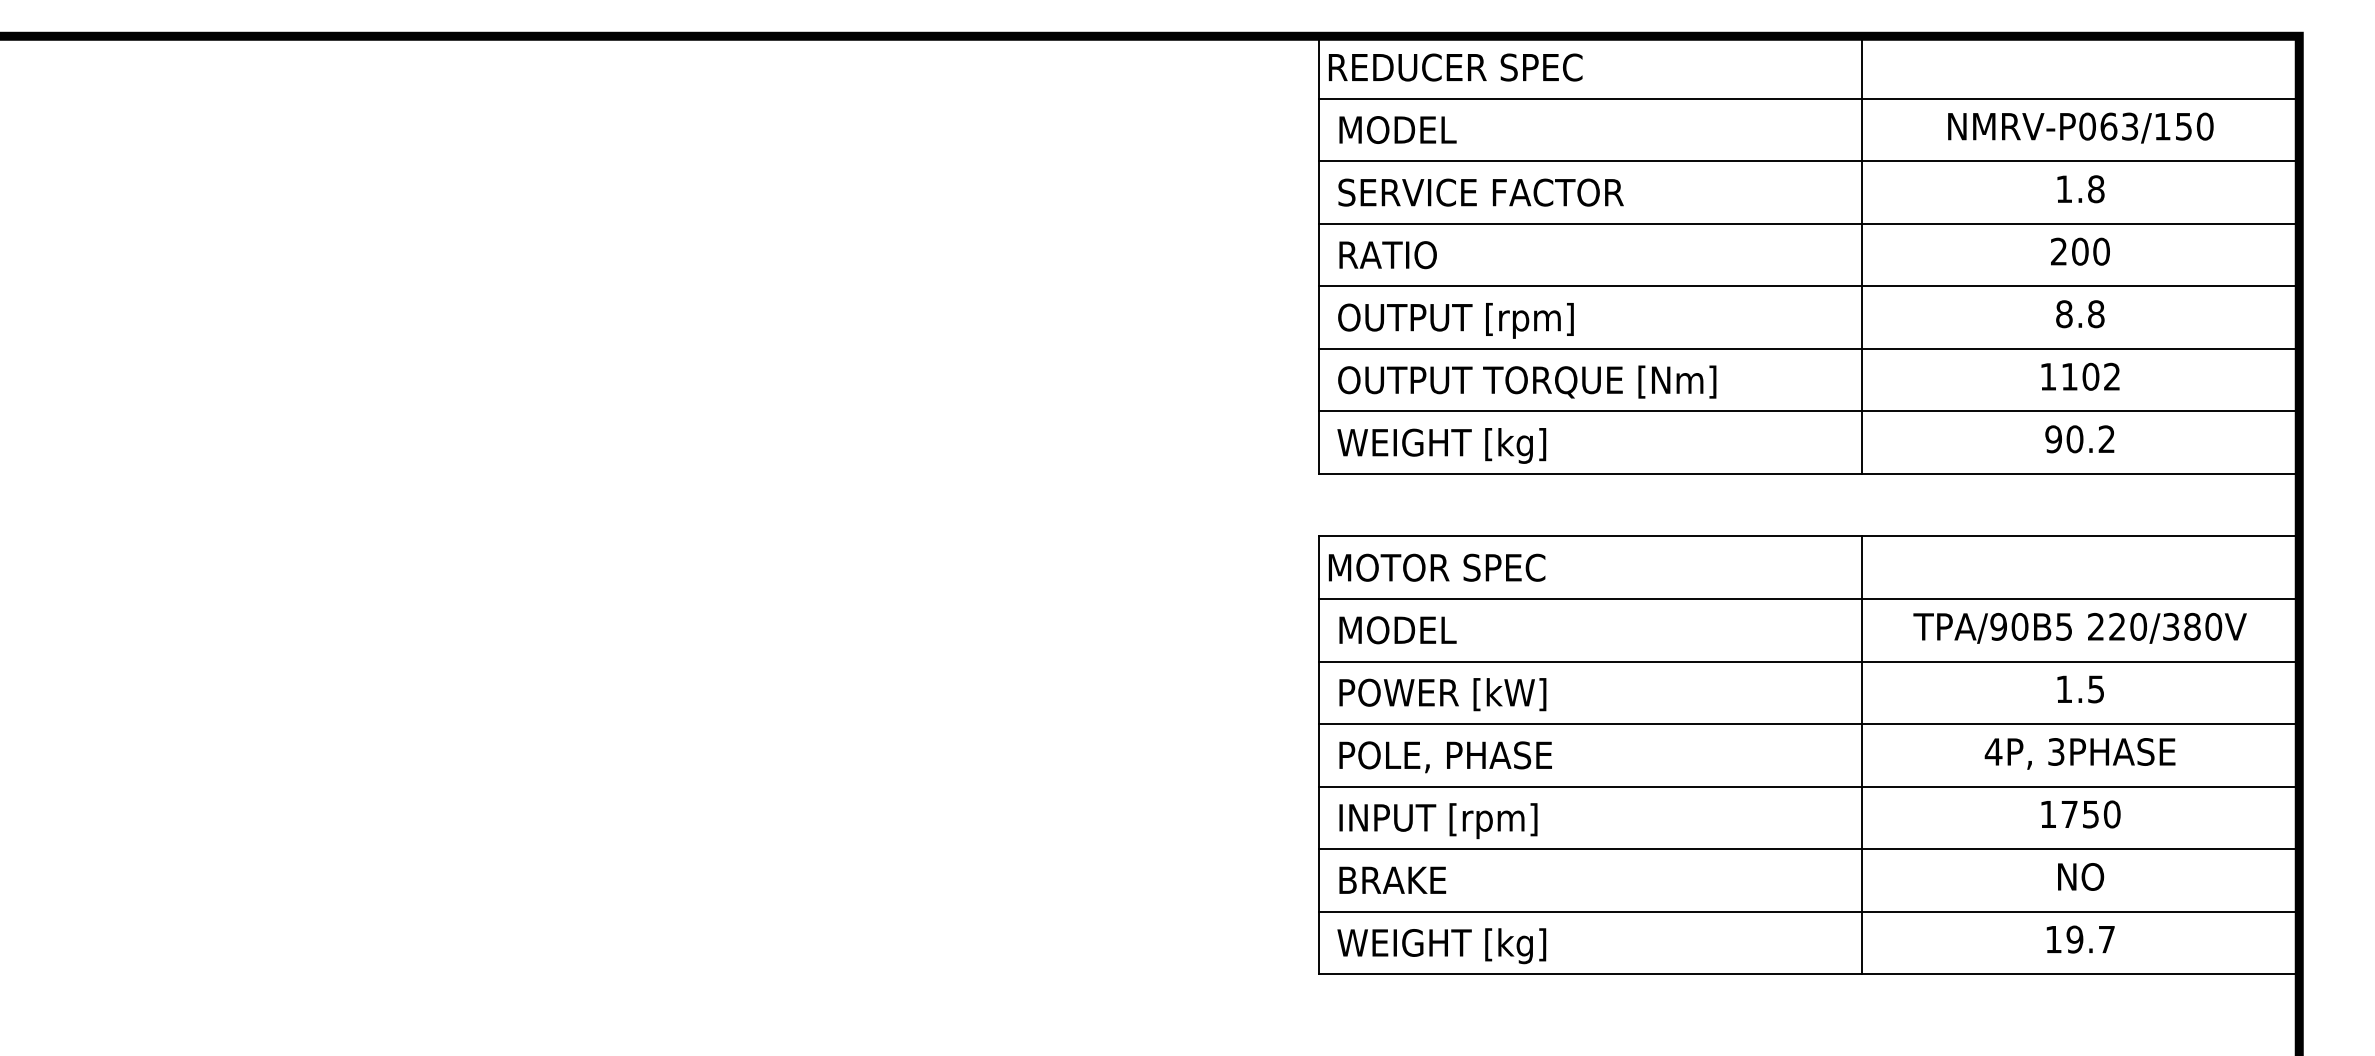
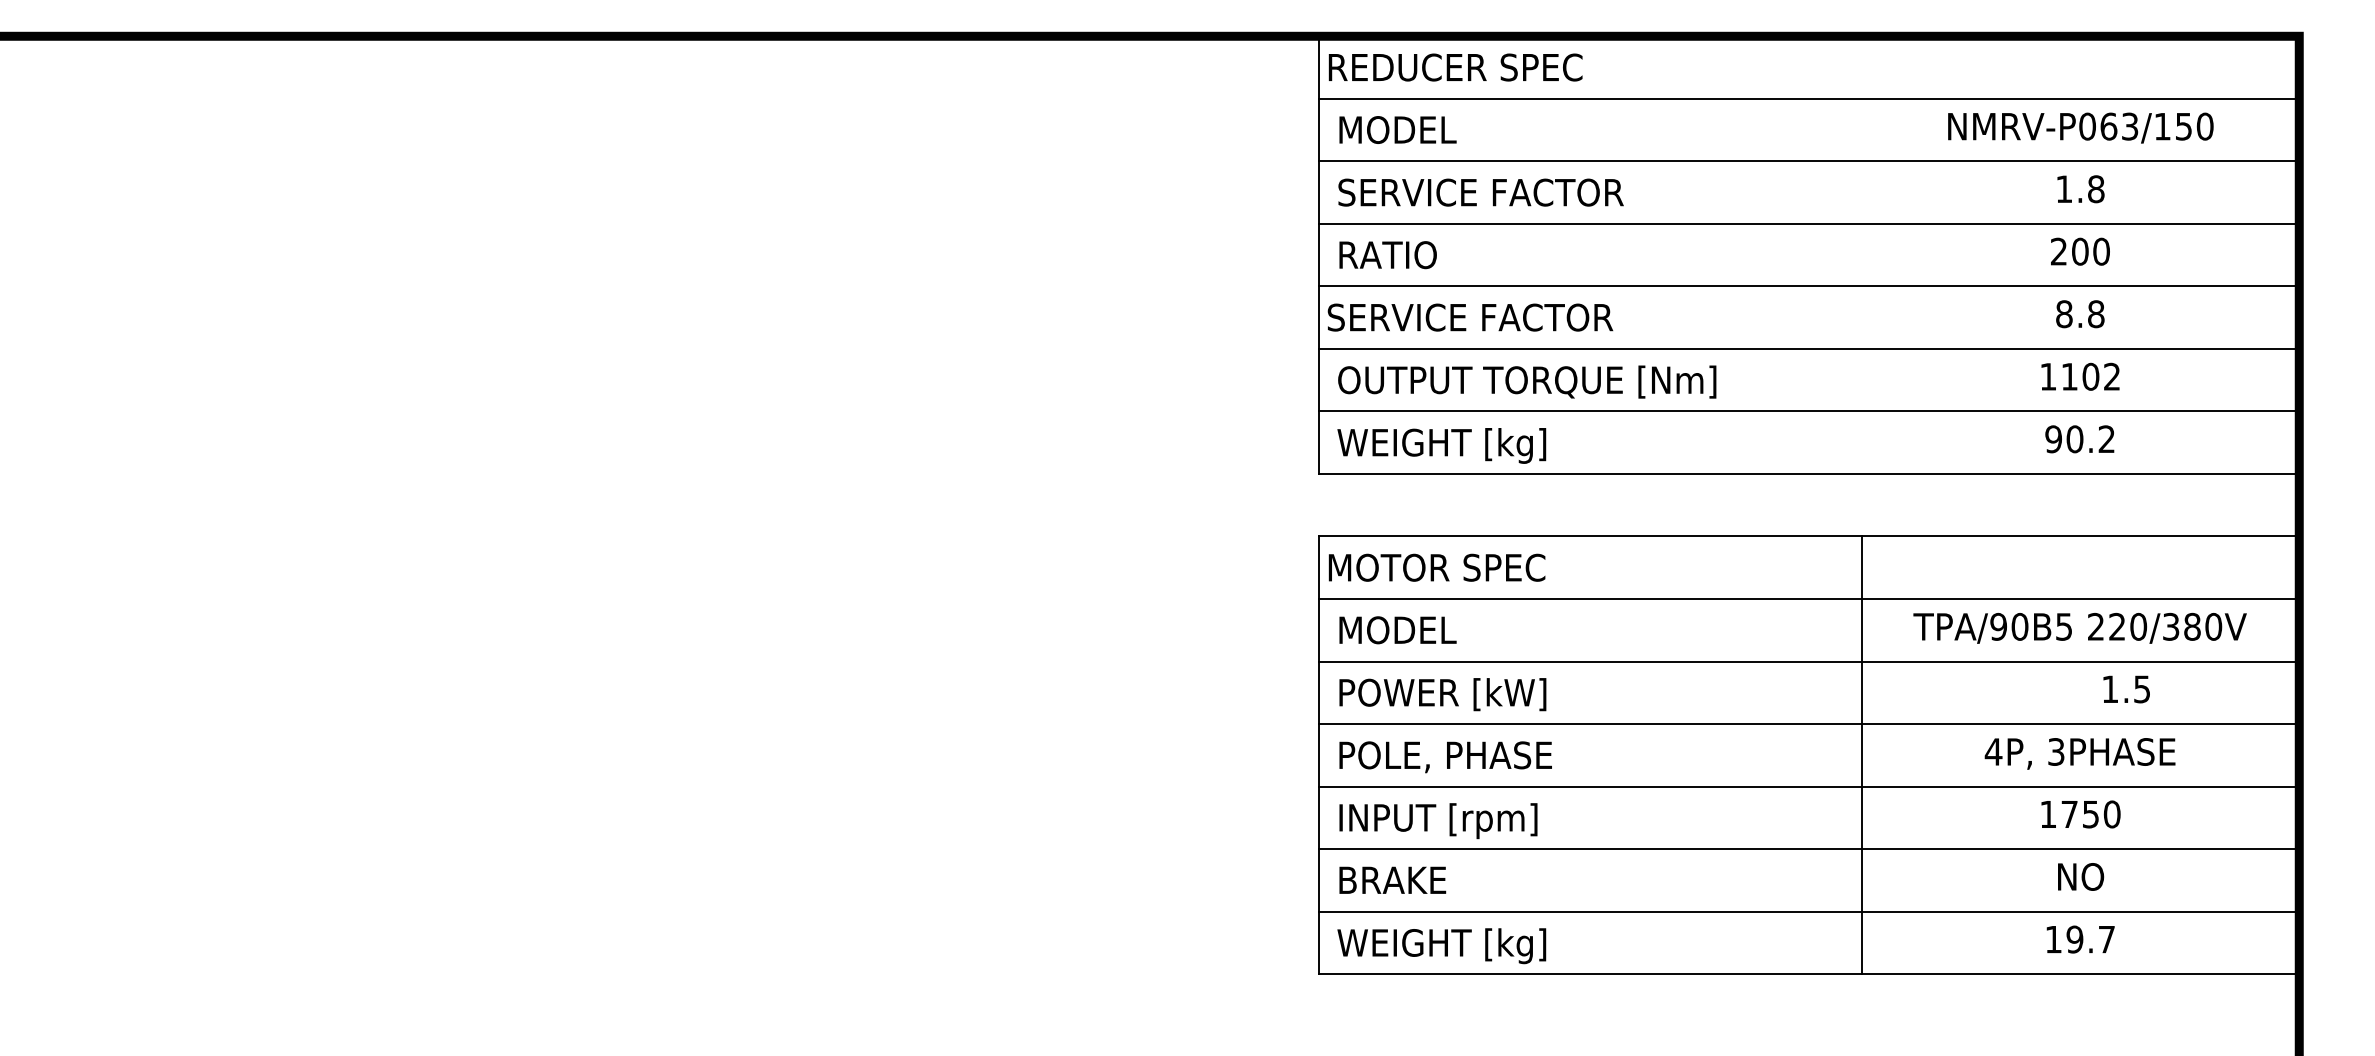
line: present -> none (1861, 255)
text: OUTPUT [rpm] -> SERVICE FACTOR (1470, 320)
text position: (2080, 689) -> (2126, 689) (2126, 689)
